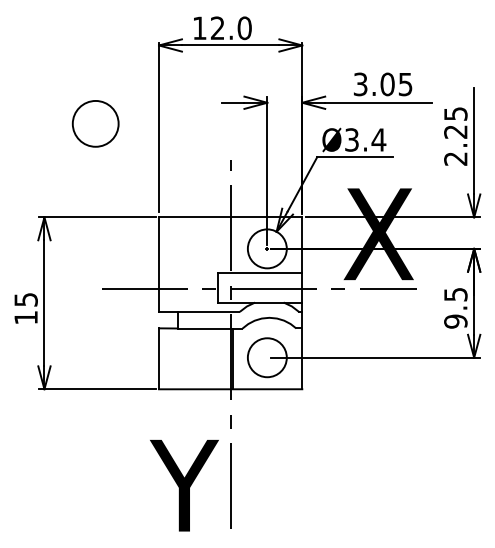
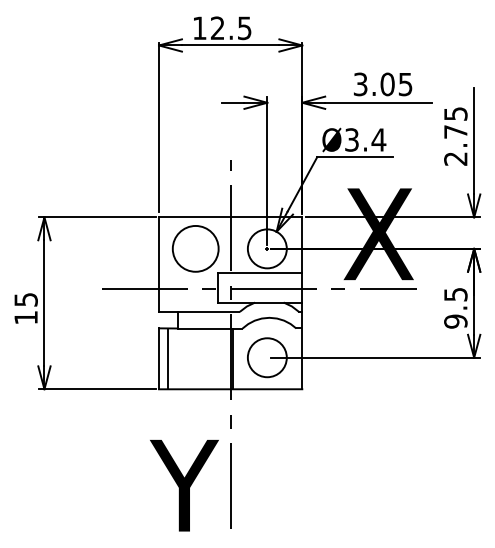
text: 12.0 -> 12.5 (244, 28)
circle position: (95, 123) -> (195, 248) (195, 248)
text: 2.25 -> 2.75 (455, 131)
line: none -> present (168, 358)
